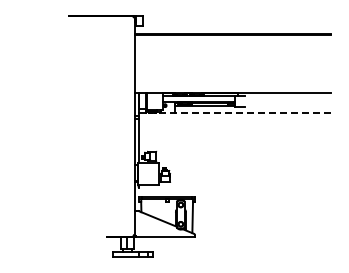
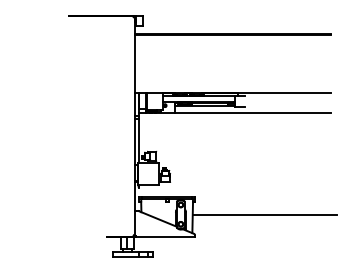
line: dashed -> solid (238, 112)
line: none -> present (264, 214)
